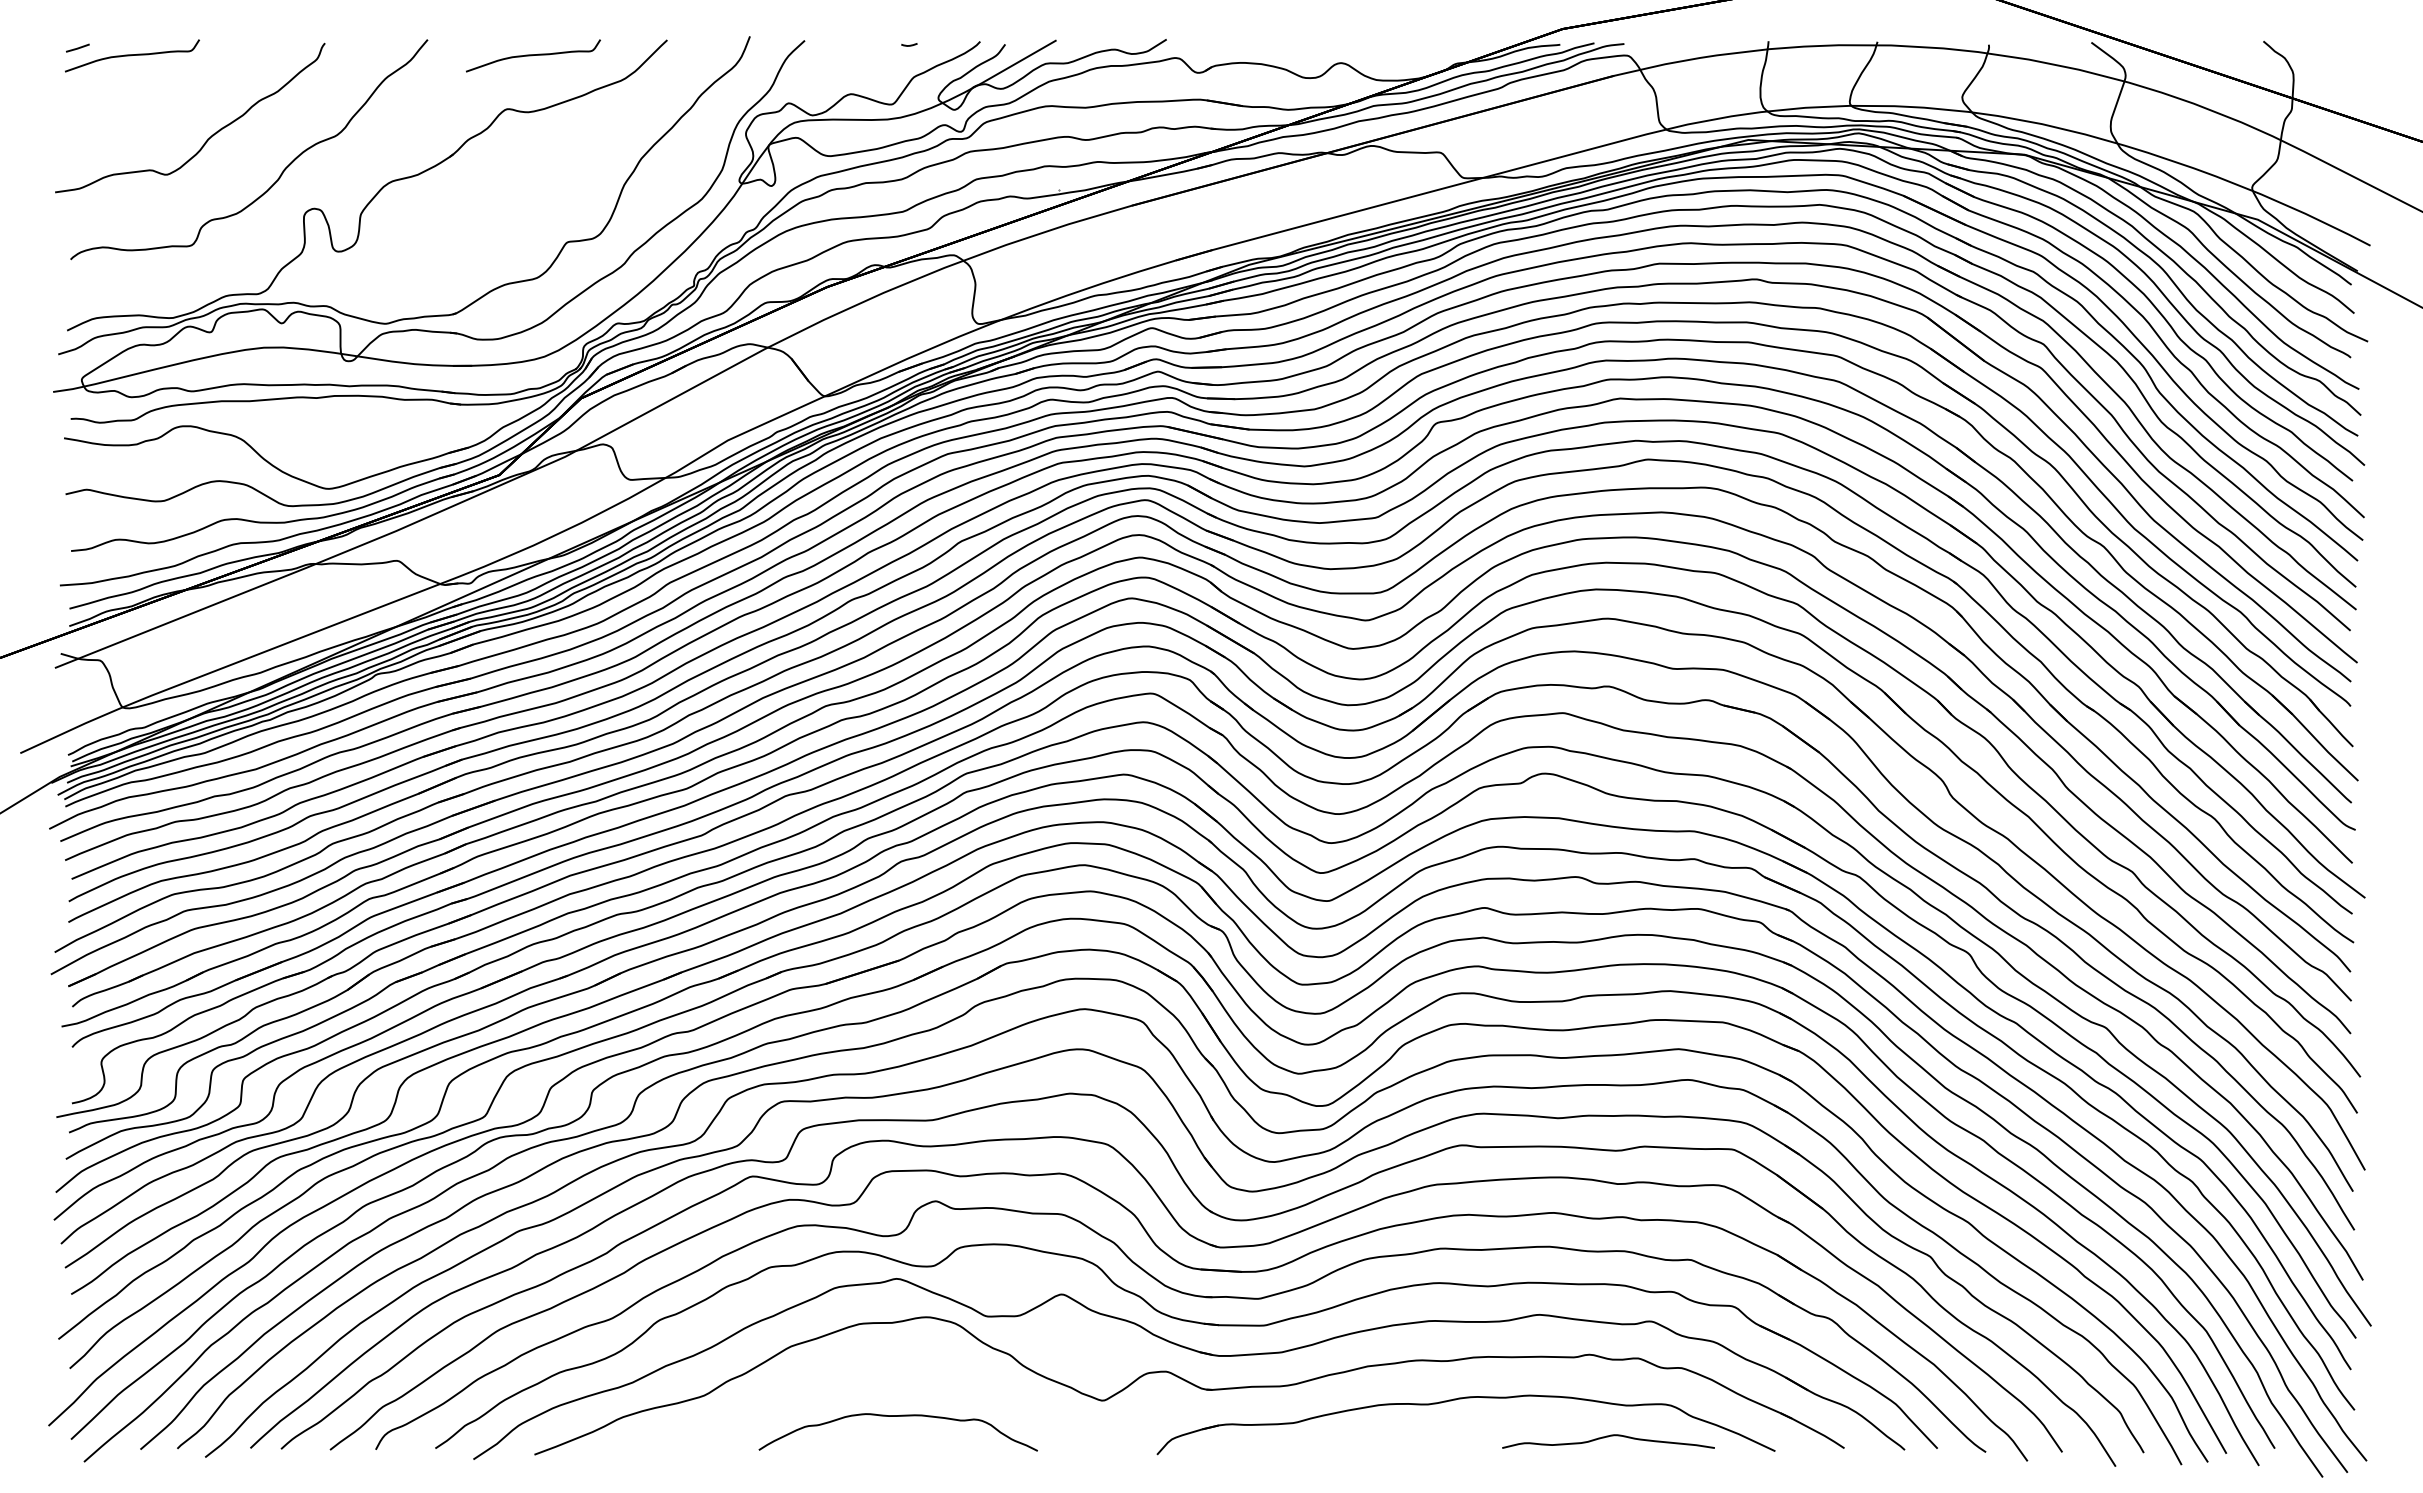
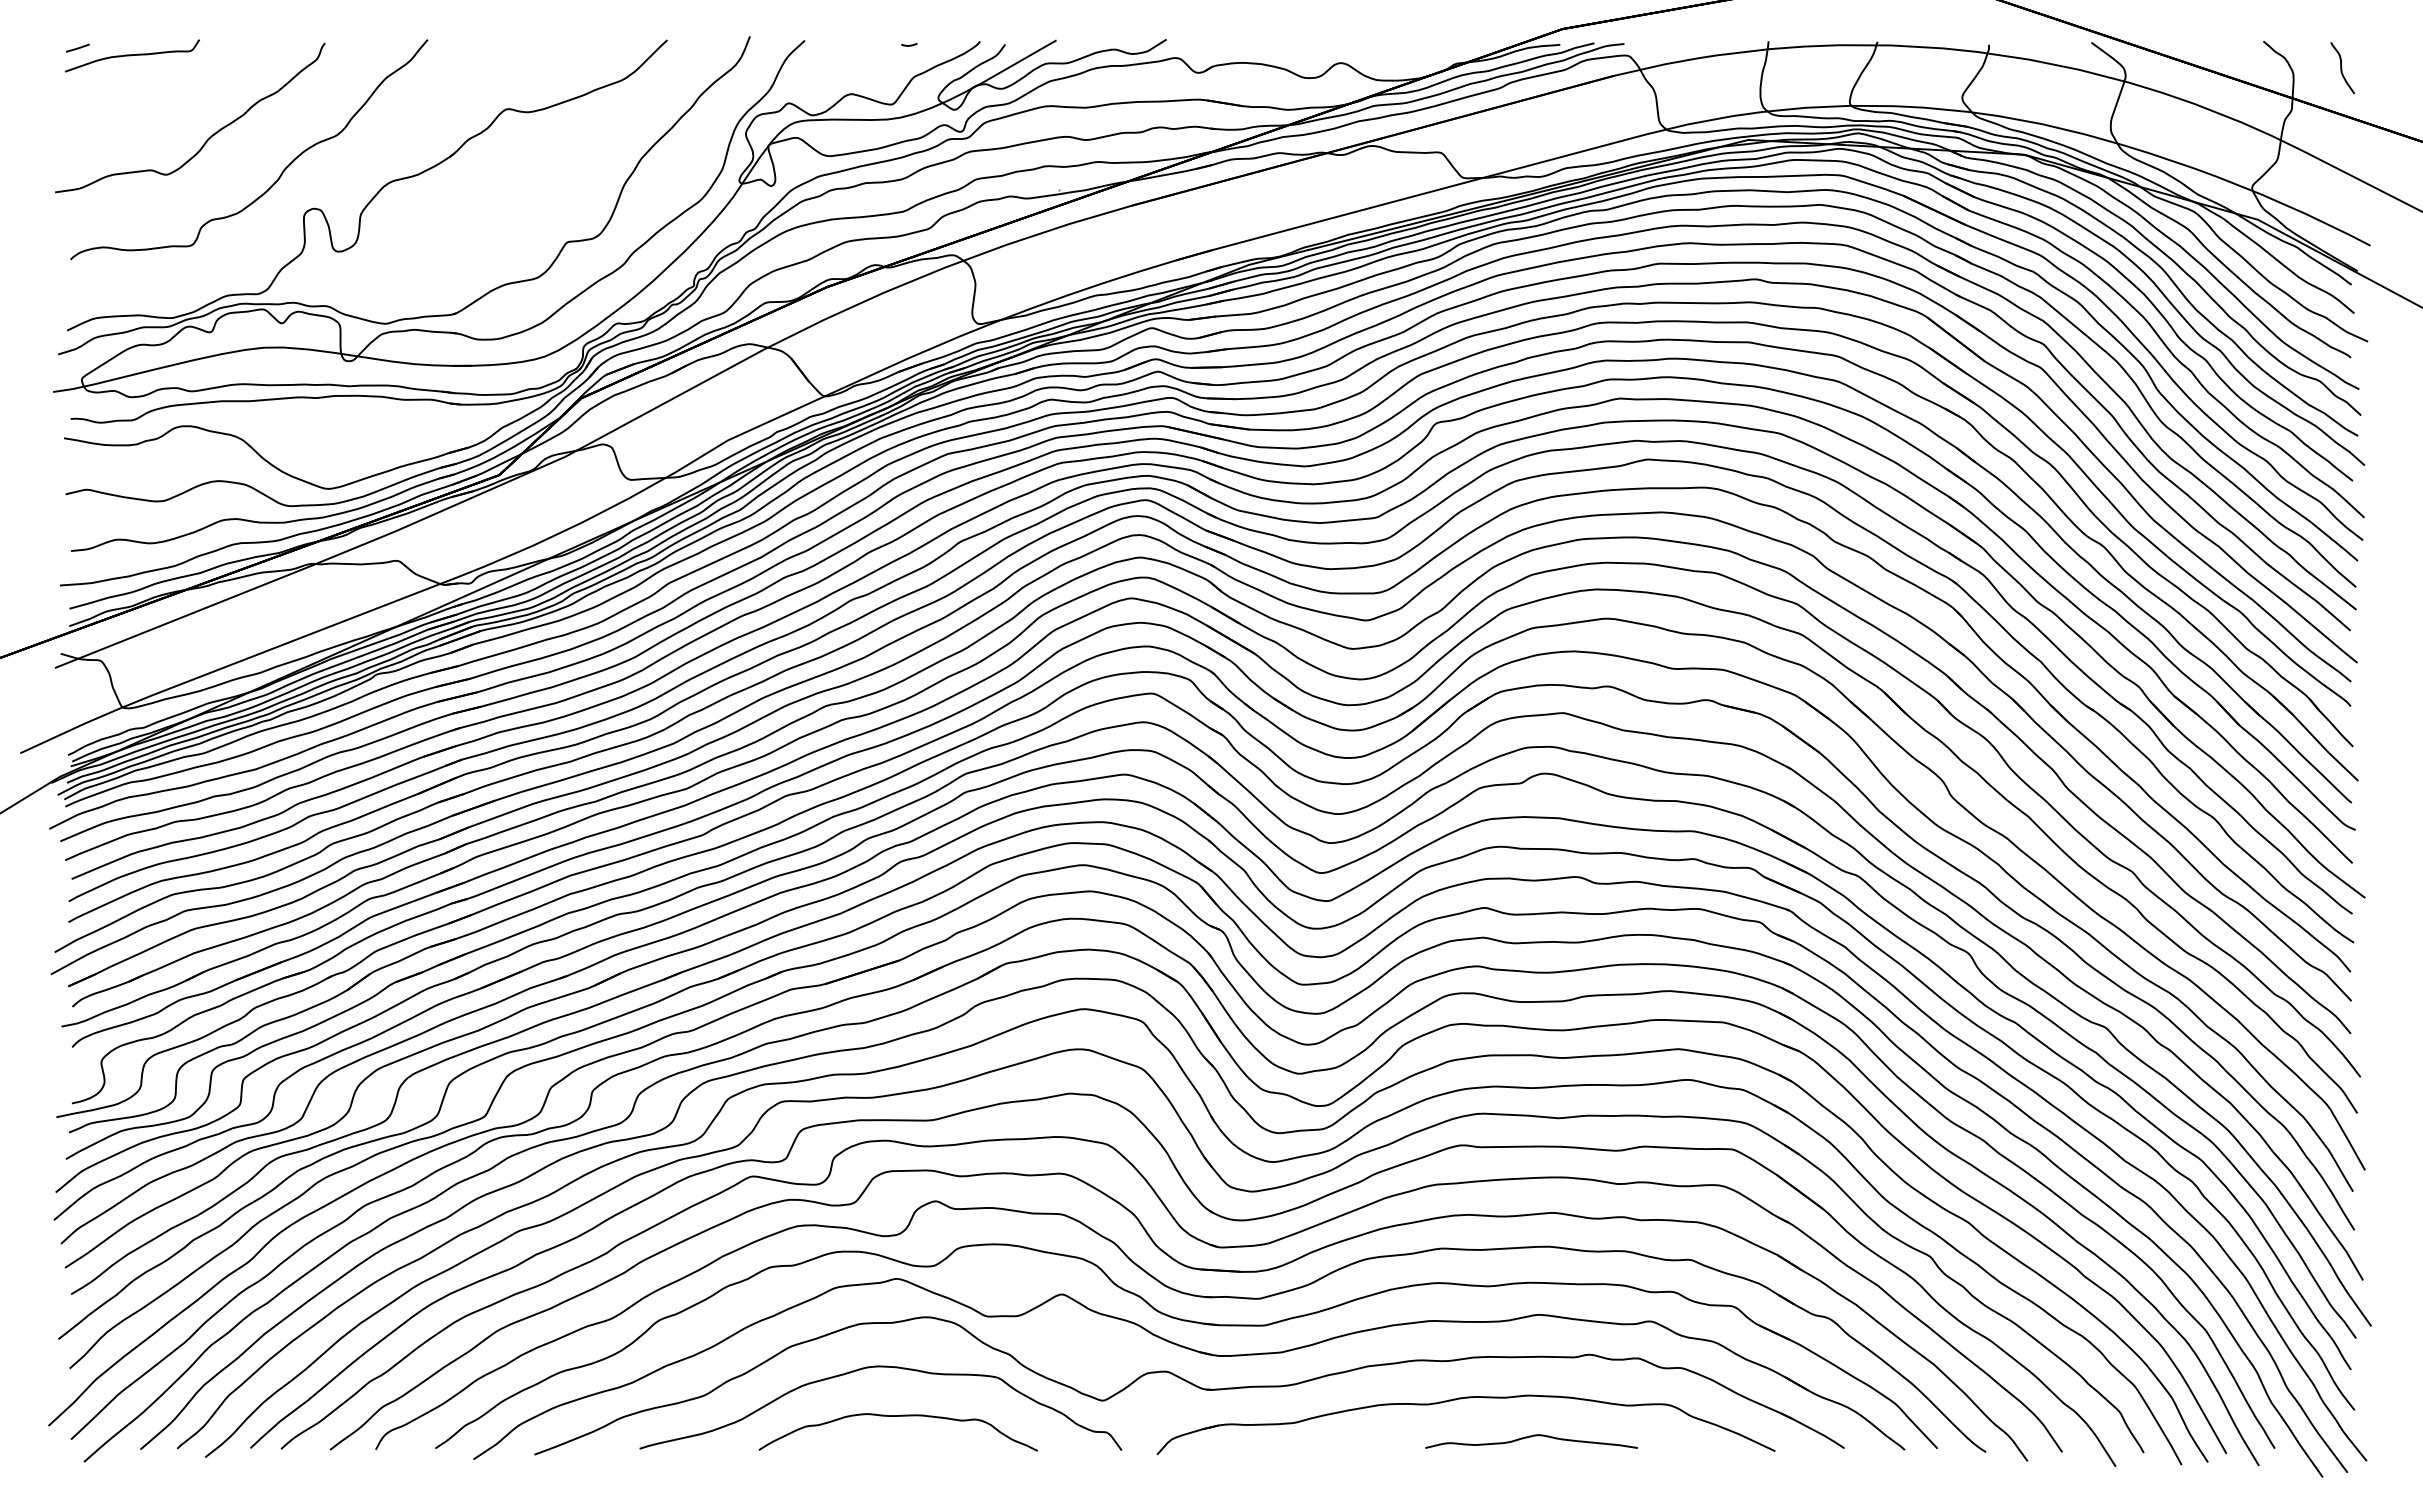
curve: present -> none (533, 55)
curve: none -> present (2342, 68)
curve: none -> present (880, 1367)
curve position: (1608, 1437) -> (1531, 1437) (1531, 1437)
